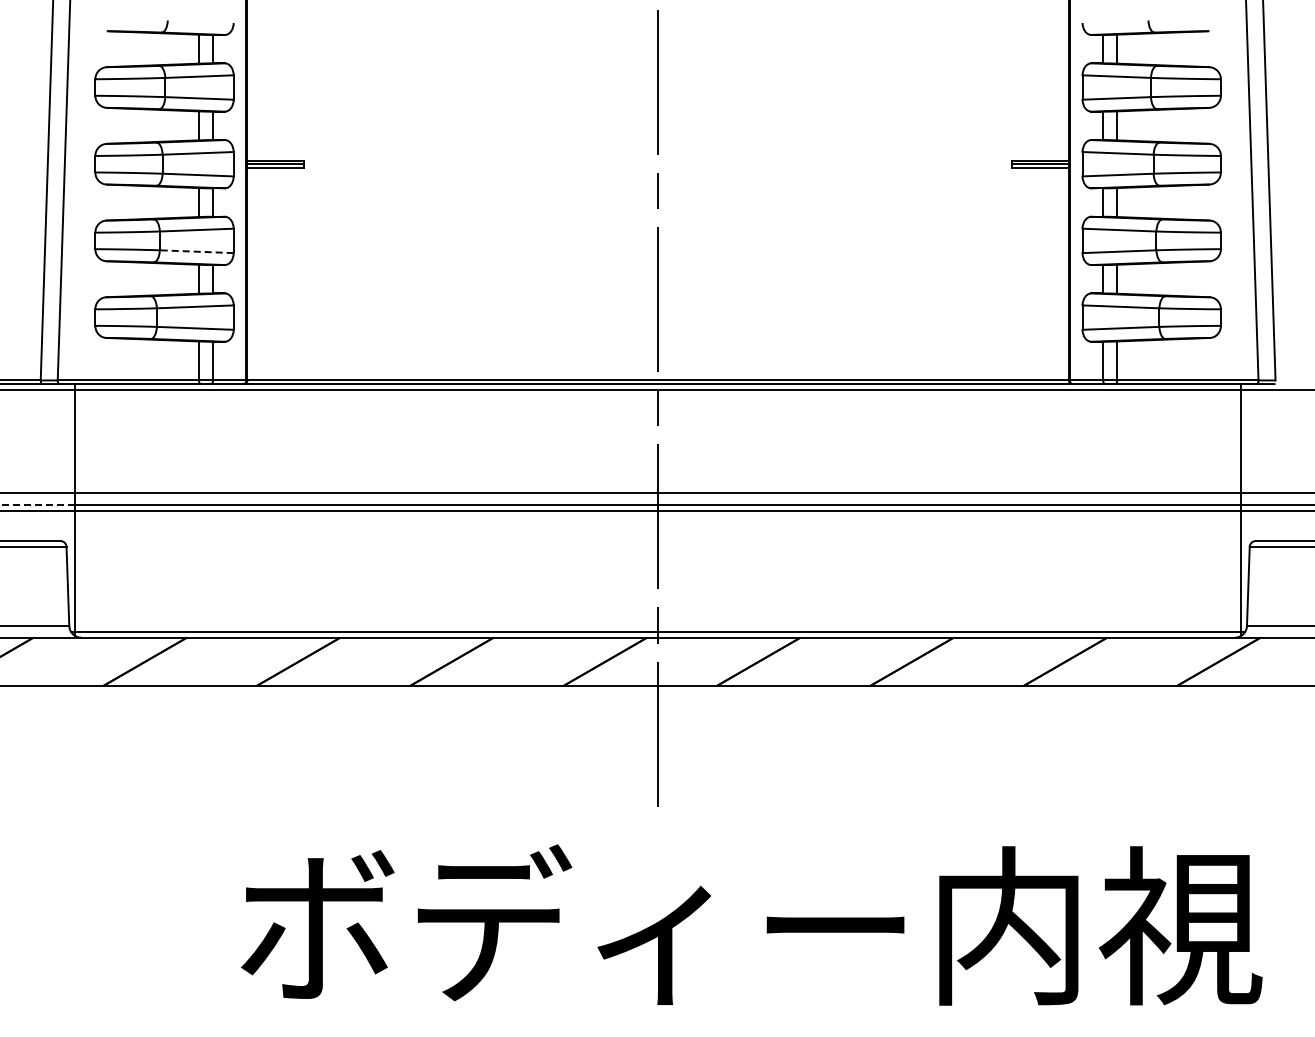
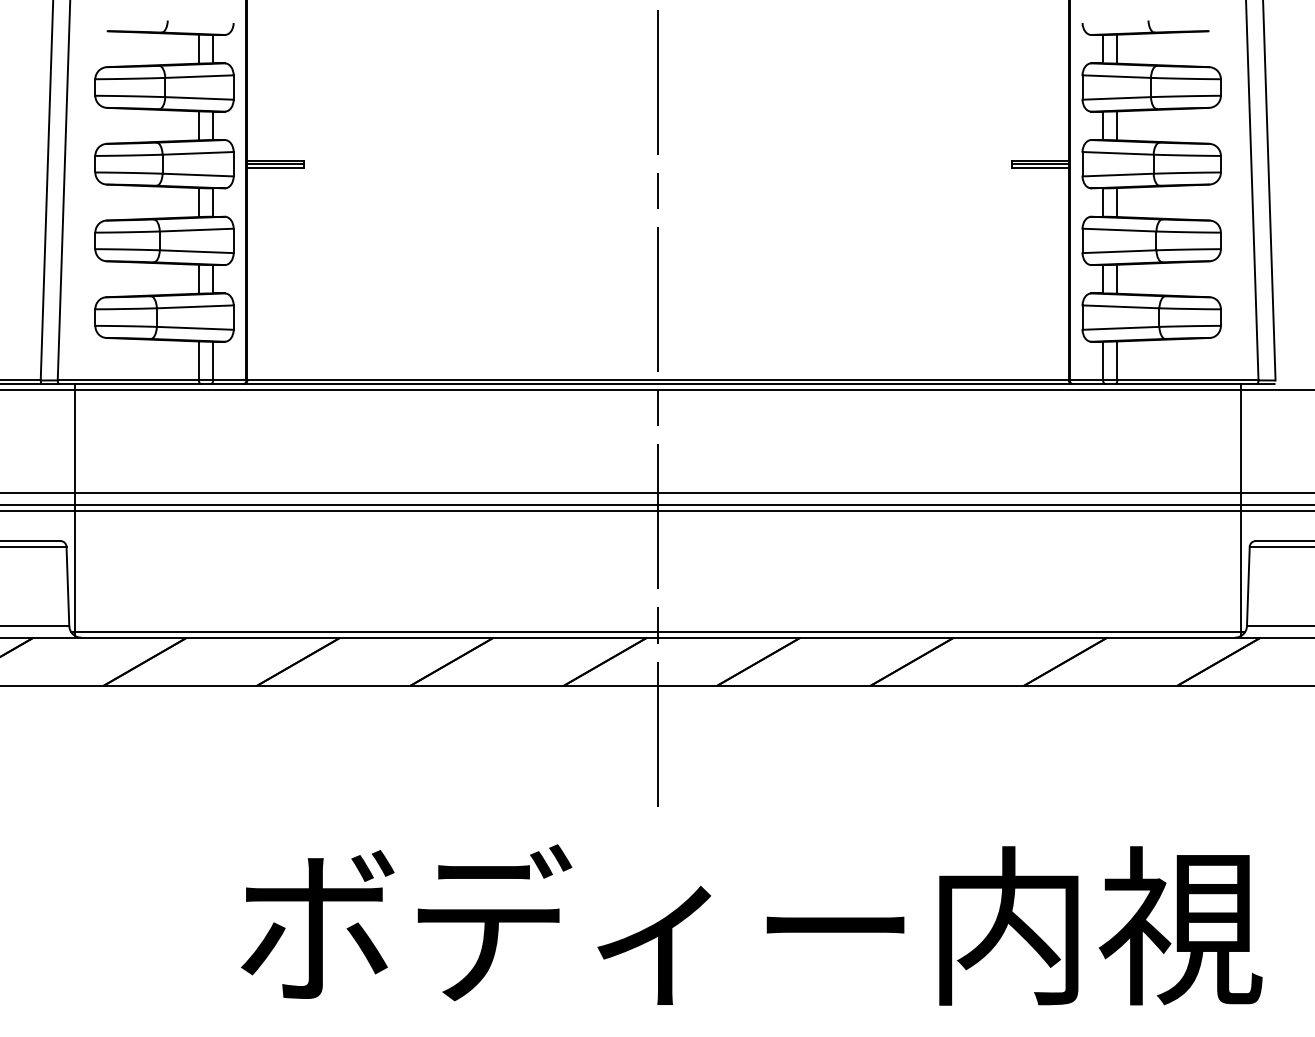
line: dashed -> solid (196, 251)
line: dashed -> solid (37, 504)
